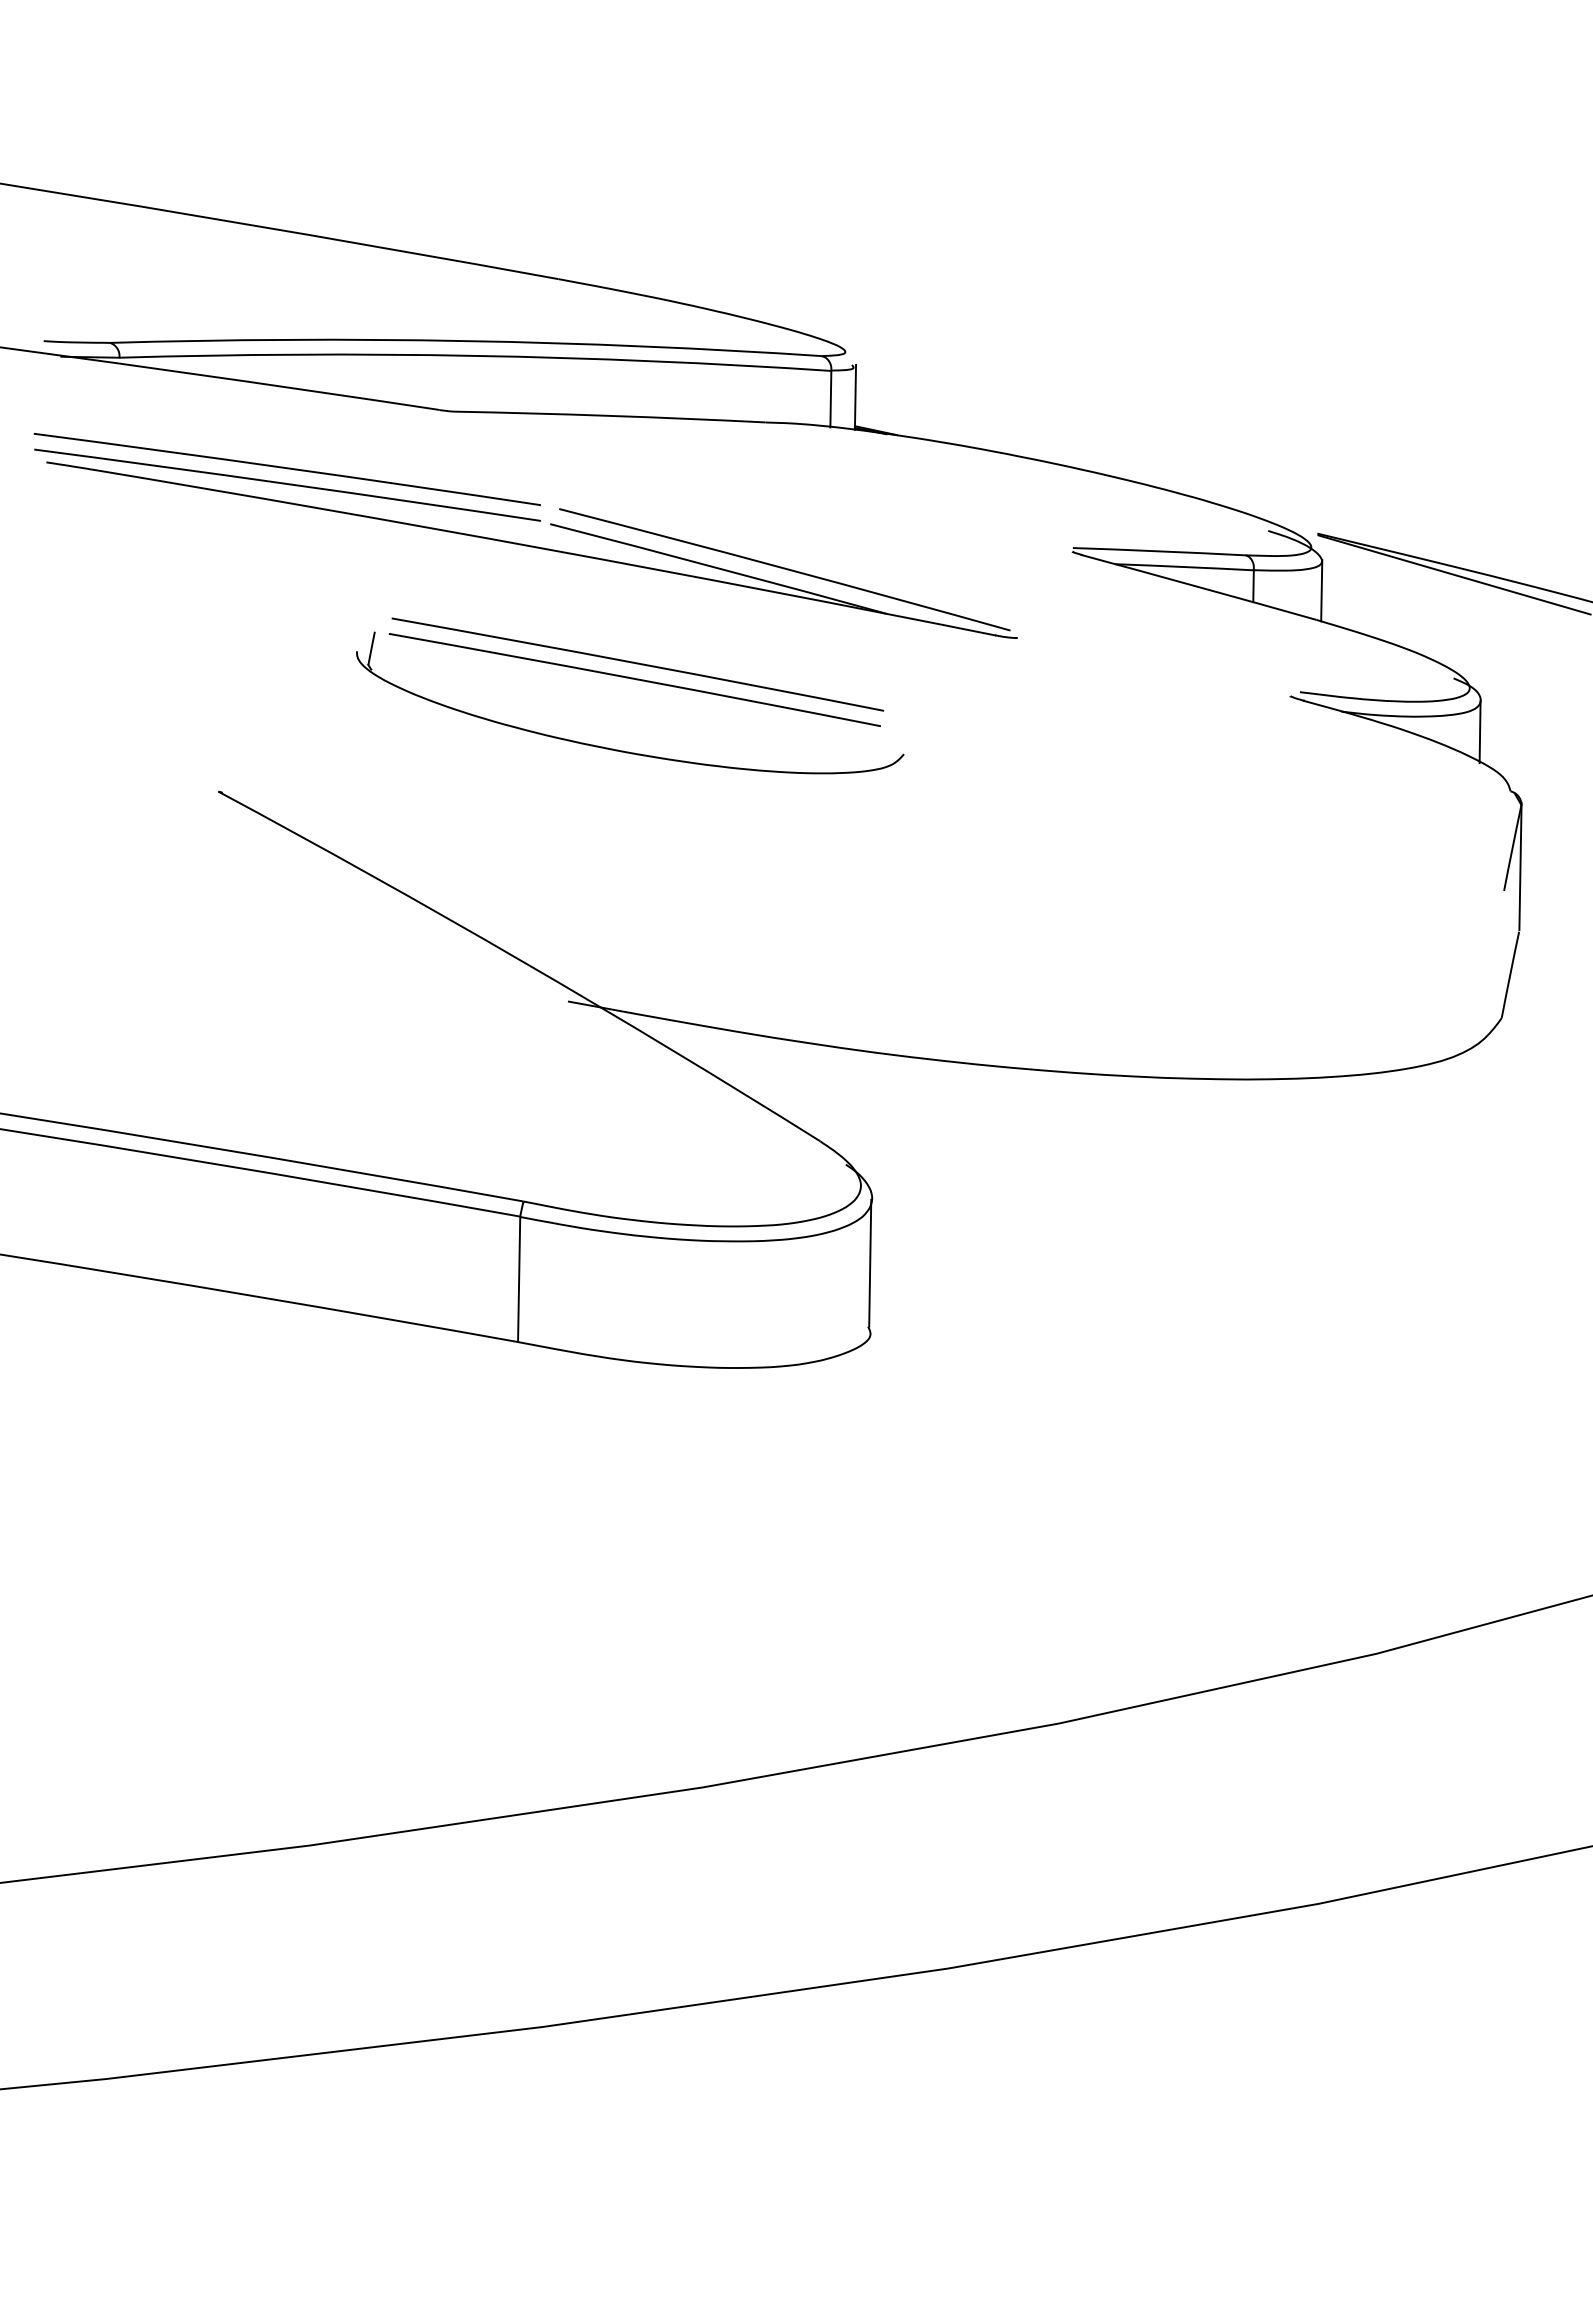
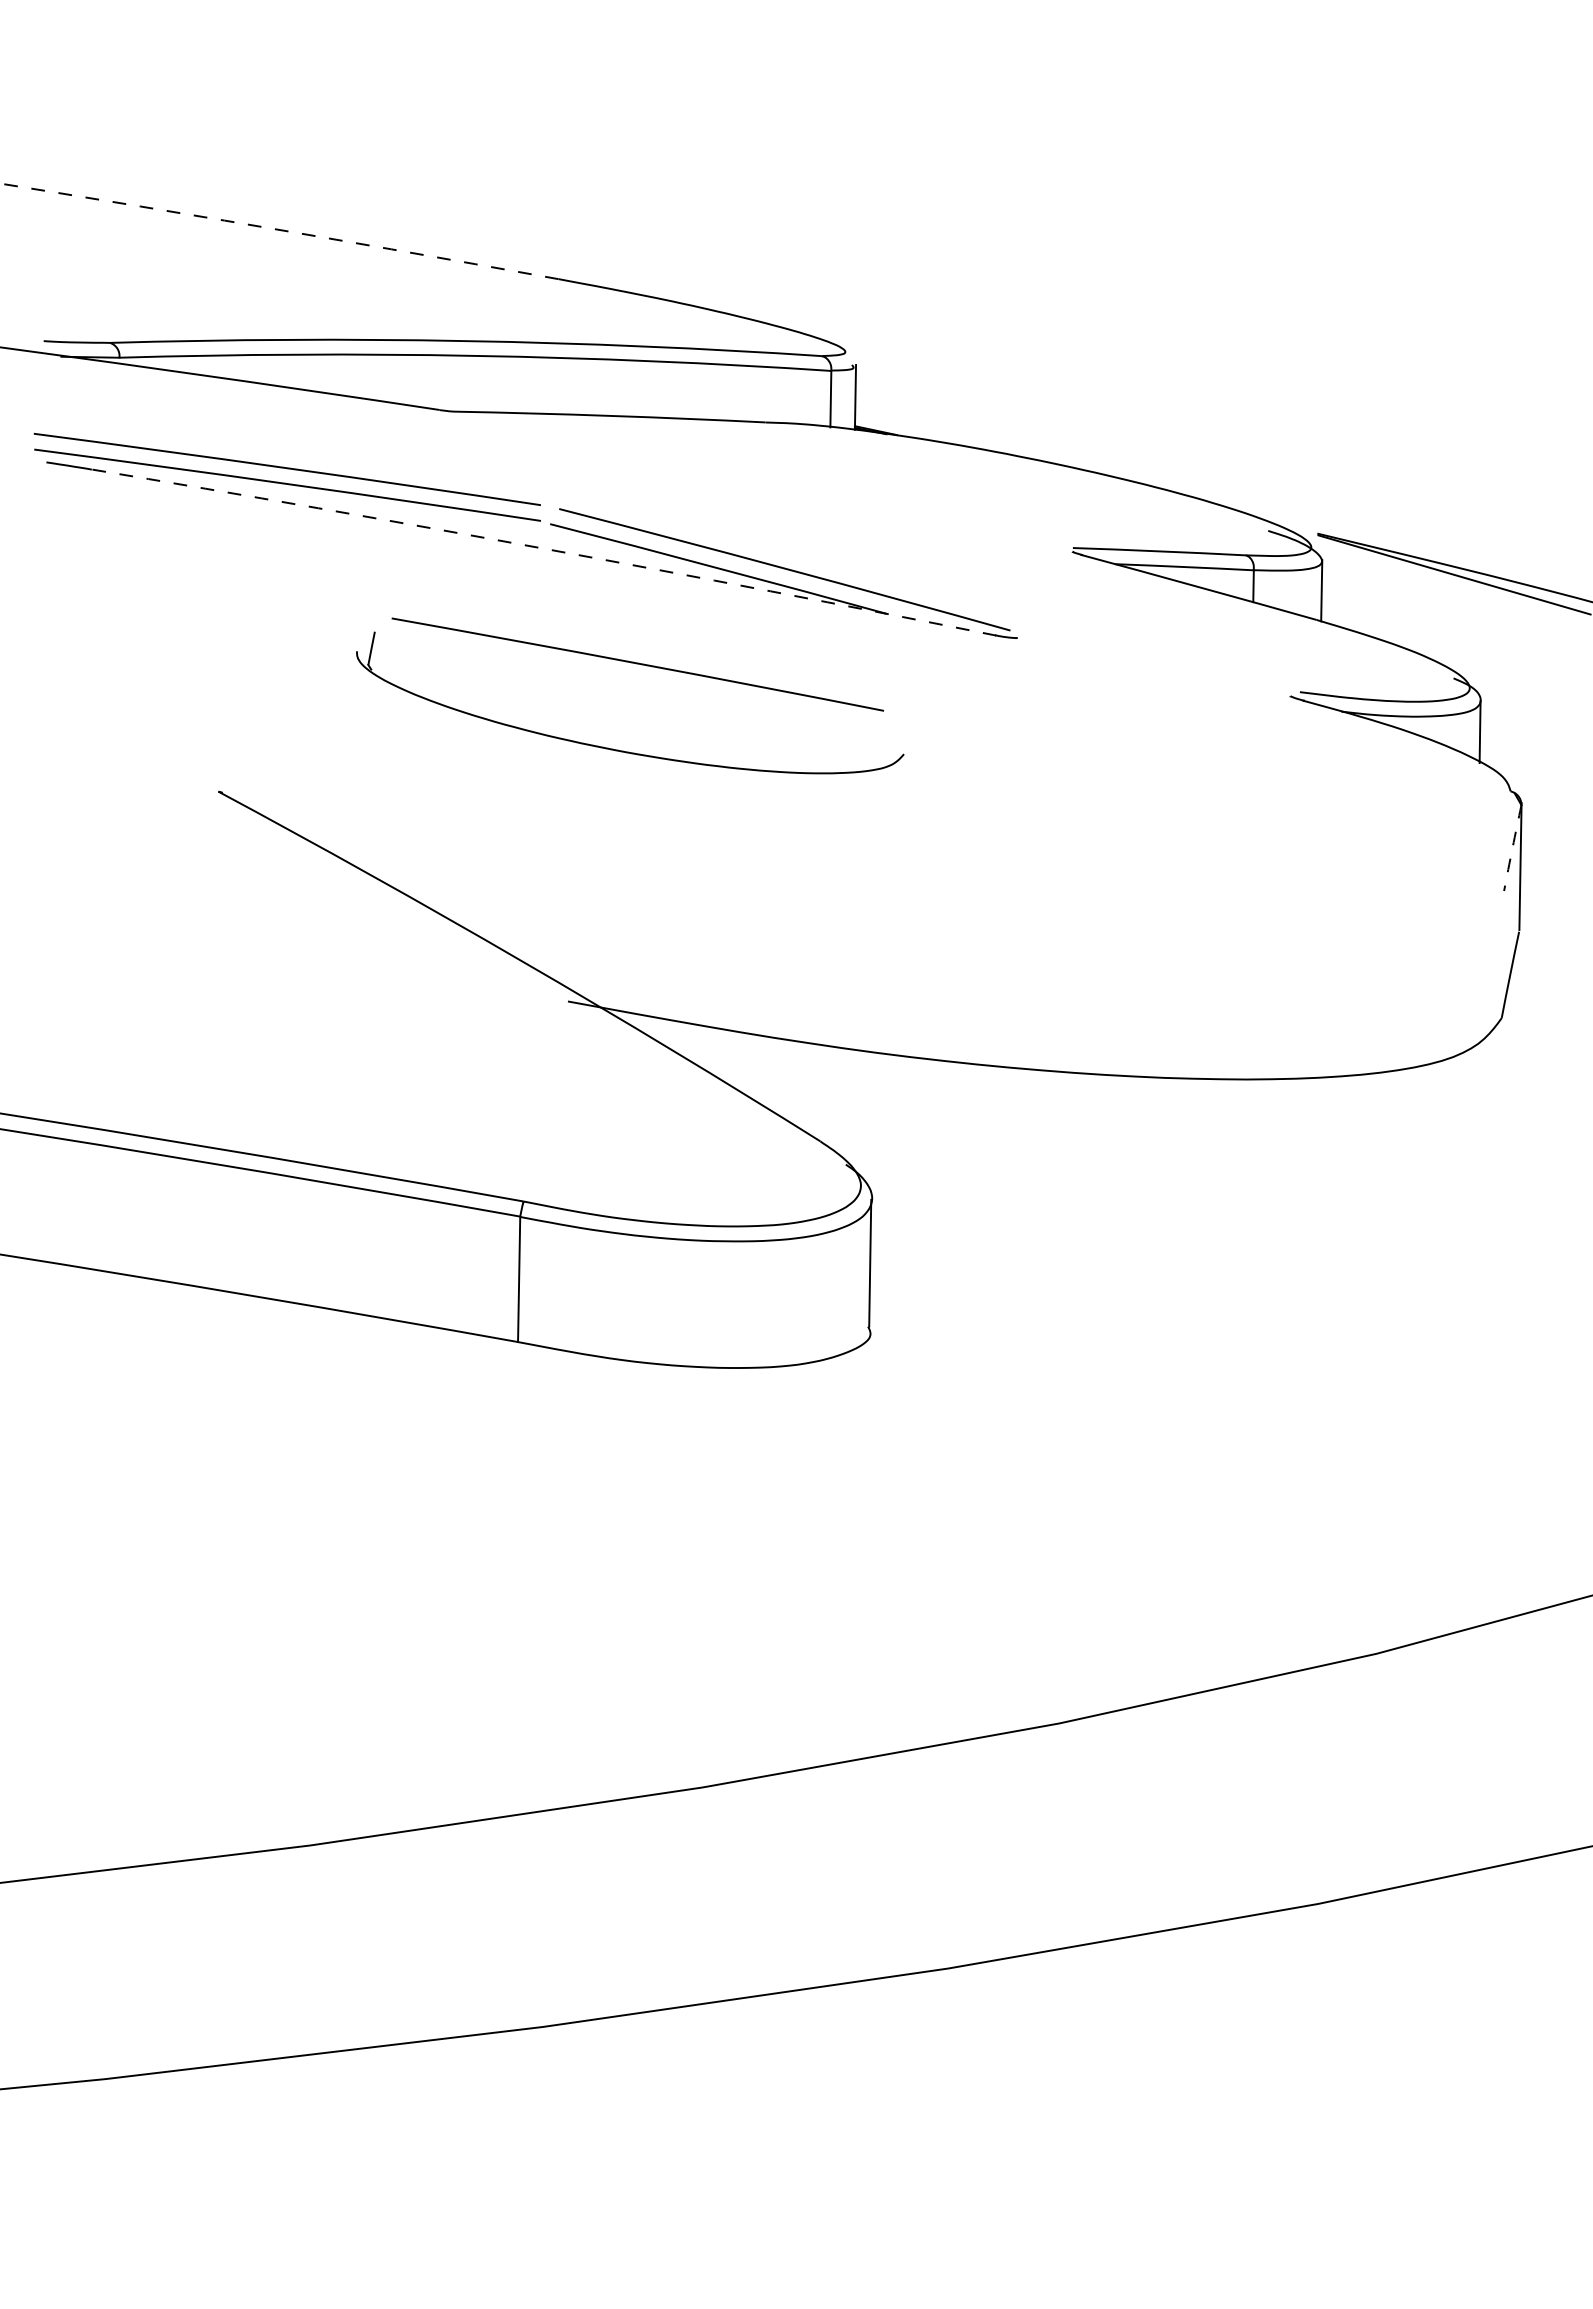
arc: solid -> dashed (278, 229)
arc: solid -> dashed (544, 548)
arc: present -> none (634, 679)
arc: solid -> dashed (1512, 847)
